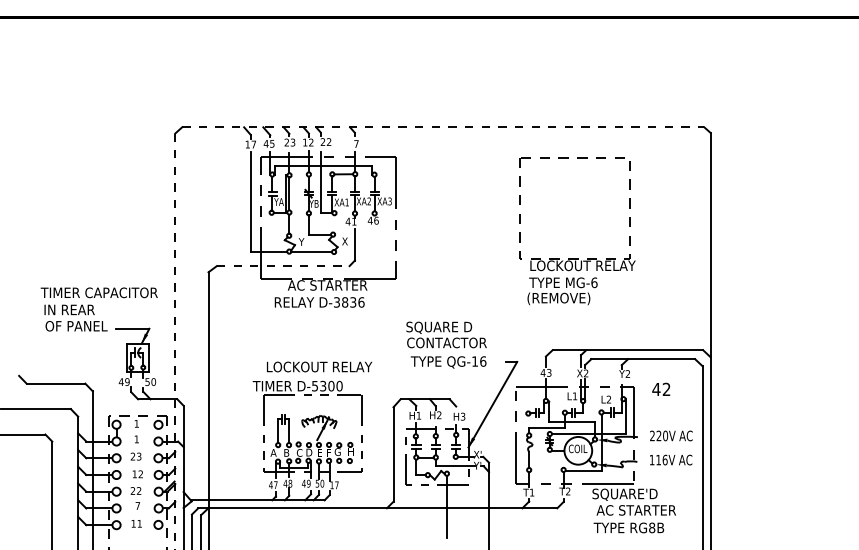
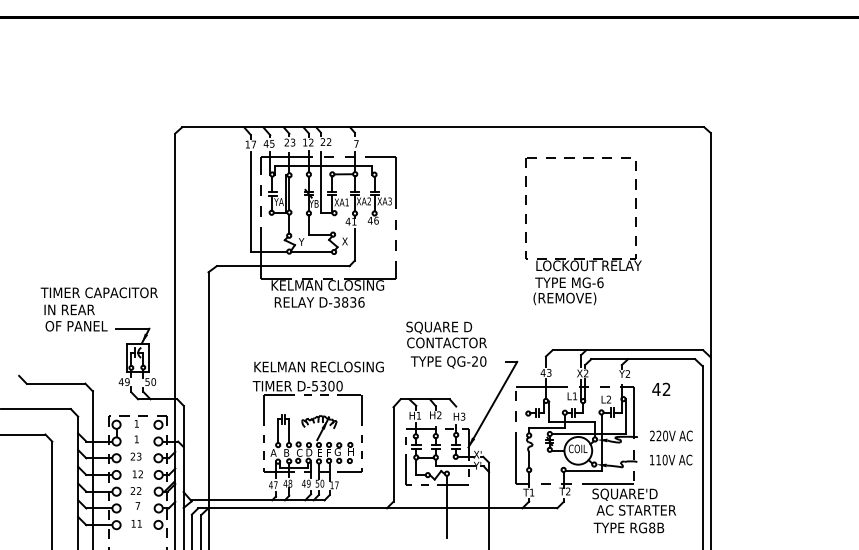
line: dashed -> solid (443, 127)
part position: (577, 258) -> (583, 258) (583, 258)
line: dashed -> solid (283, 266)
text: AC STARTER -> KELMAN CLOSING (327, 285)
line: dashed -> solid (175, 341)
text: QG-16 -> QG-20 (479, 361)
text: LOCKOUT RELAY -> KELMAN RECLOSING (318, 366)
text: 116V -> 110V (664, 459)
